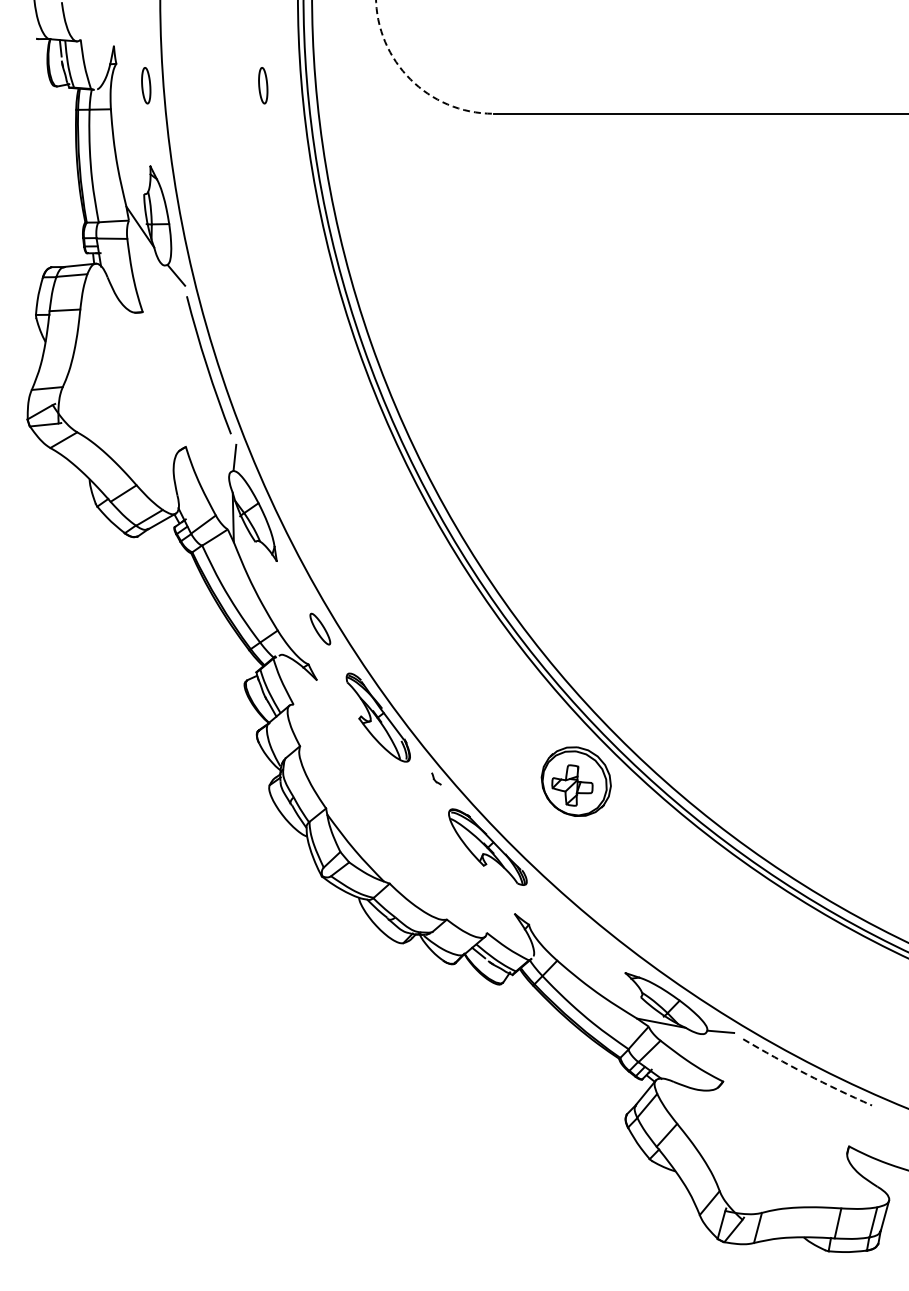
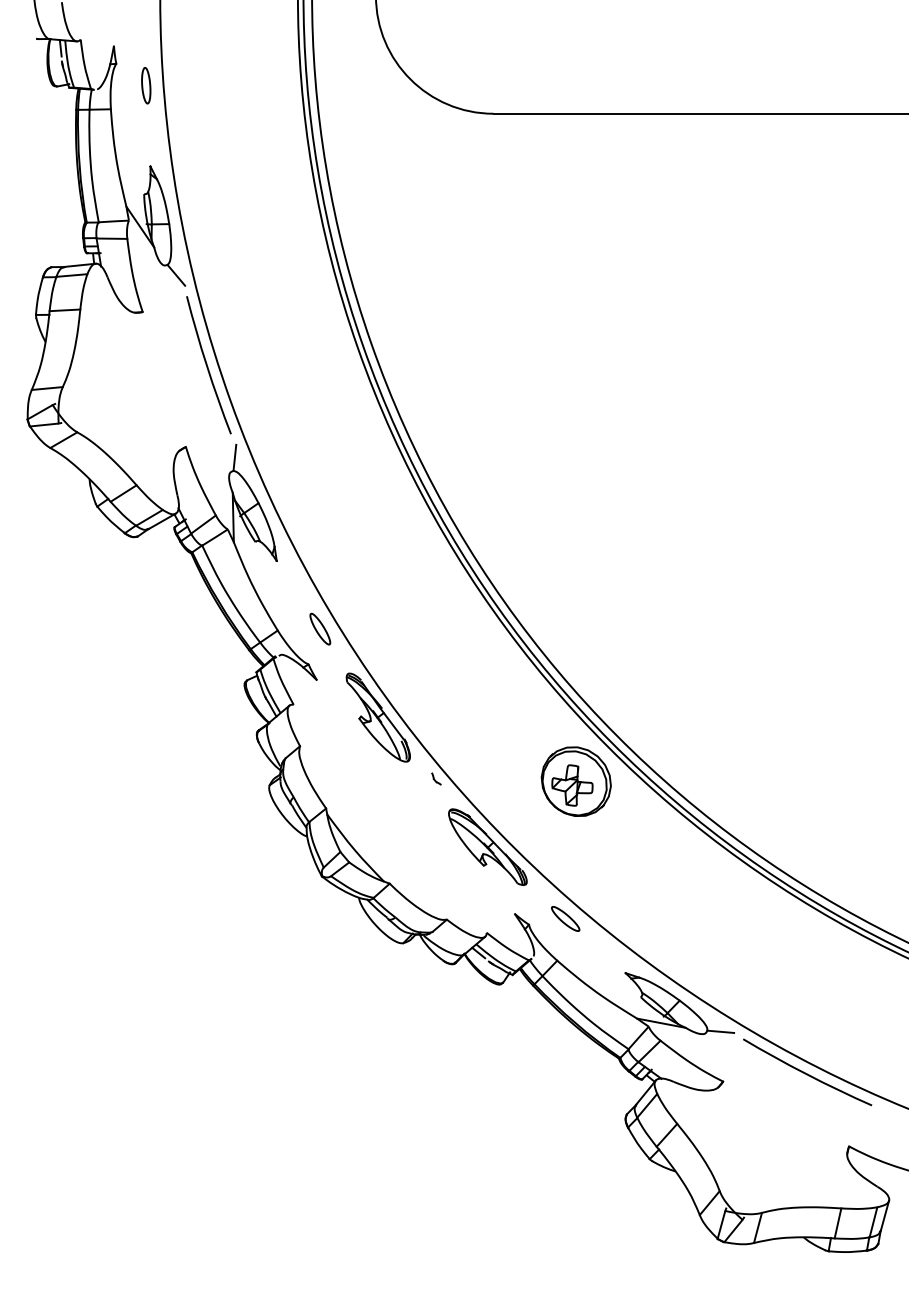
arc: dashed -> solid (411, 80)
part: present -> none (263, 85)
part: none -> present (565, 918)
arc: dashed -> solid (806, 1074)
